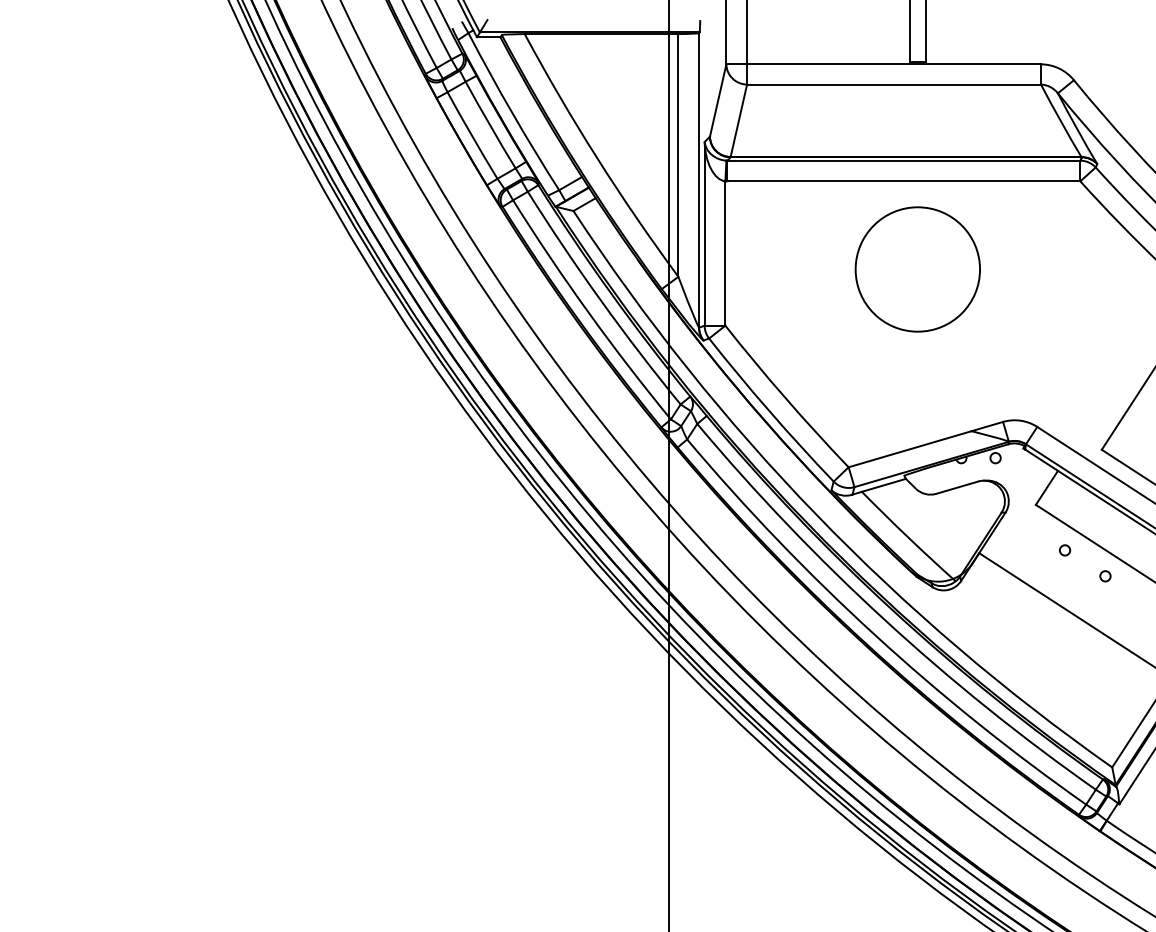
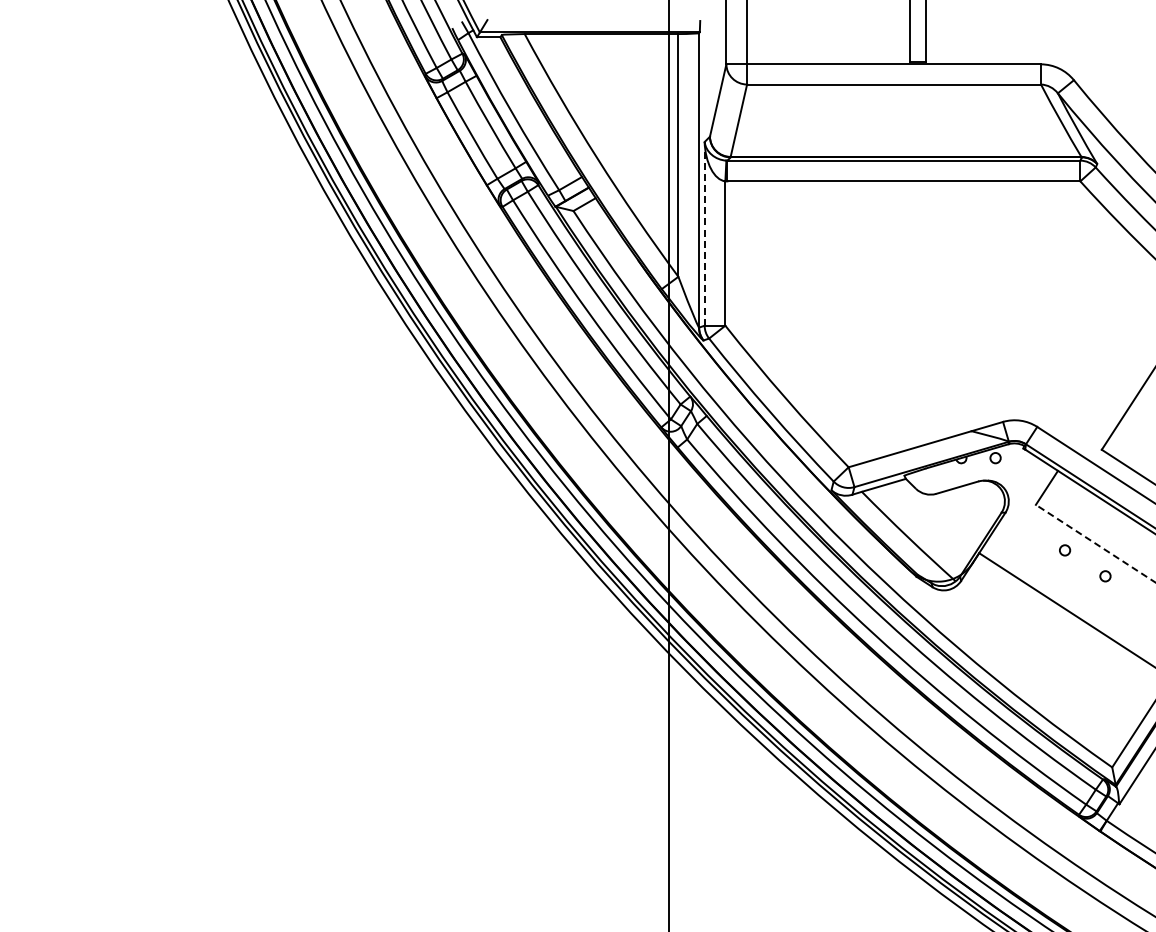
line: solid -> dashed (704, 233)
circle: present -> none (917, 269)
line: solid -> dashed (1095, 543)
